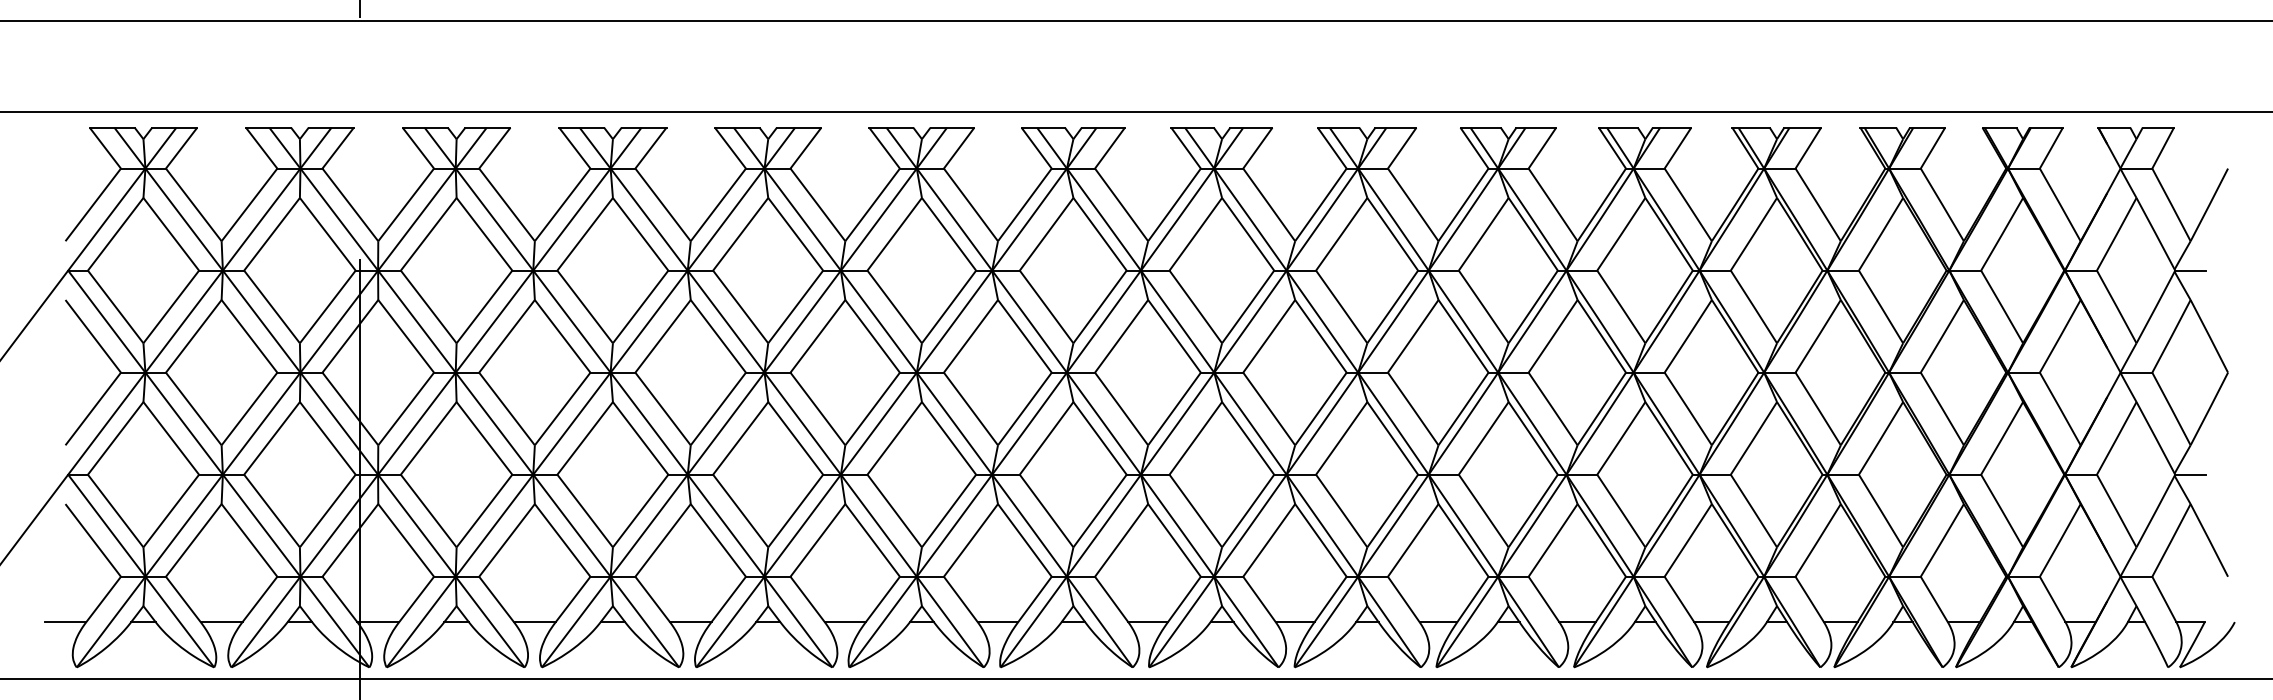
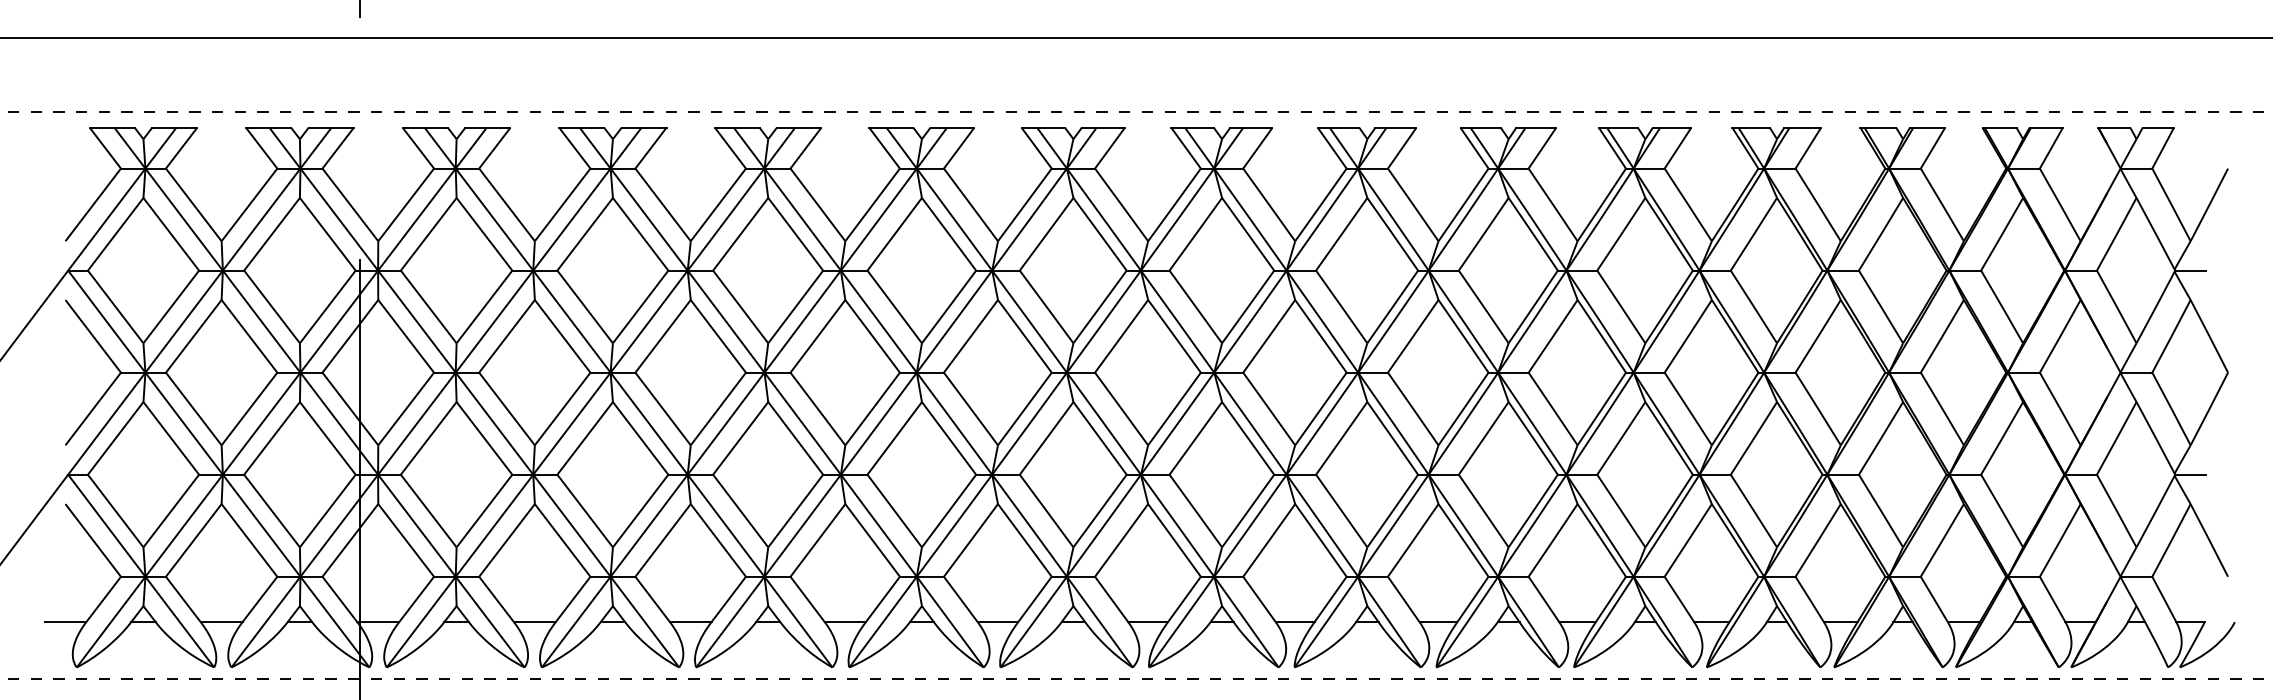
line position: (1135, 21) -> (1135, 38) (1135, 38)
line: solid -> dashed (1136, 111)
line: solid -> dashed (1136, 678)
